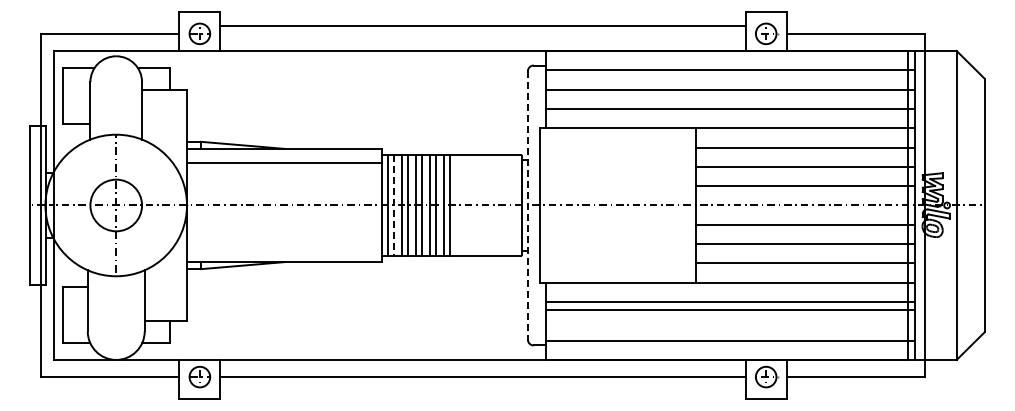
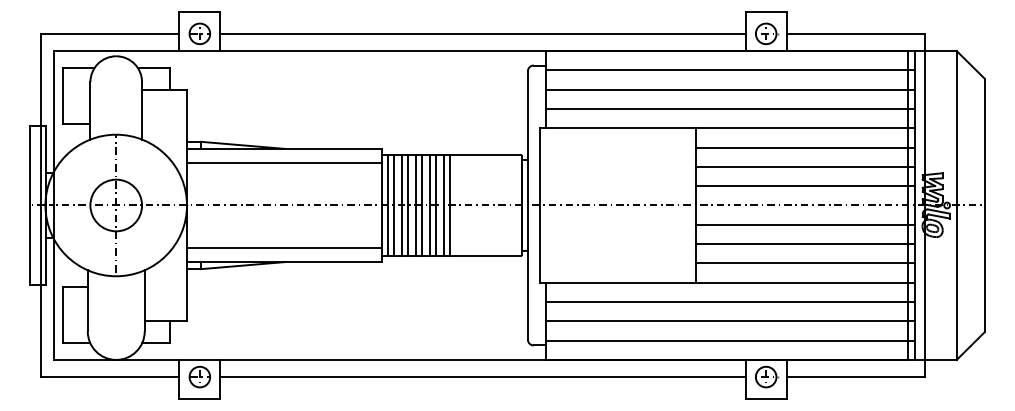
line position: (482, 25) -> (482, 33) (482, 33)
line: dashed -> solid (393, 205)
line: dashed -> solid (527, 205)
line: none -> present (284, 247)
line position: (730, 310) -> (730, 321) (730, 321)
